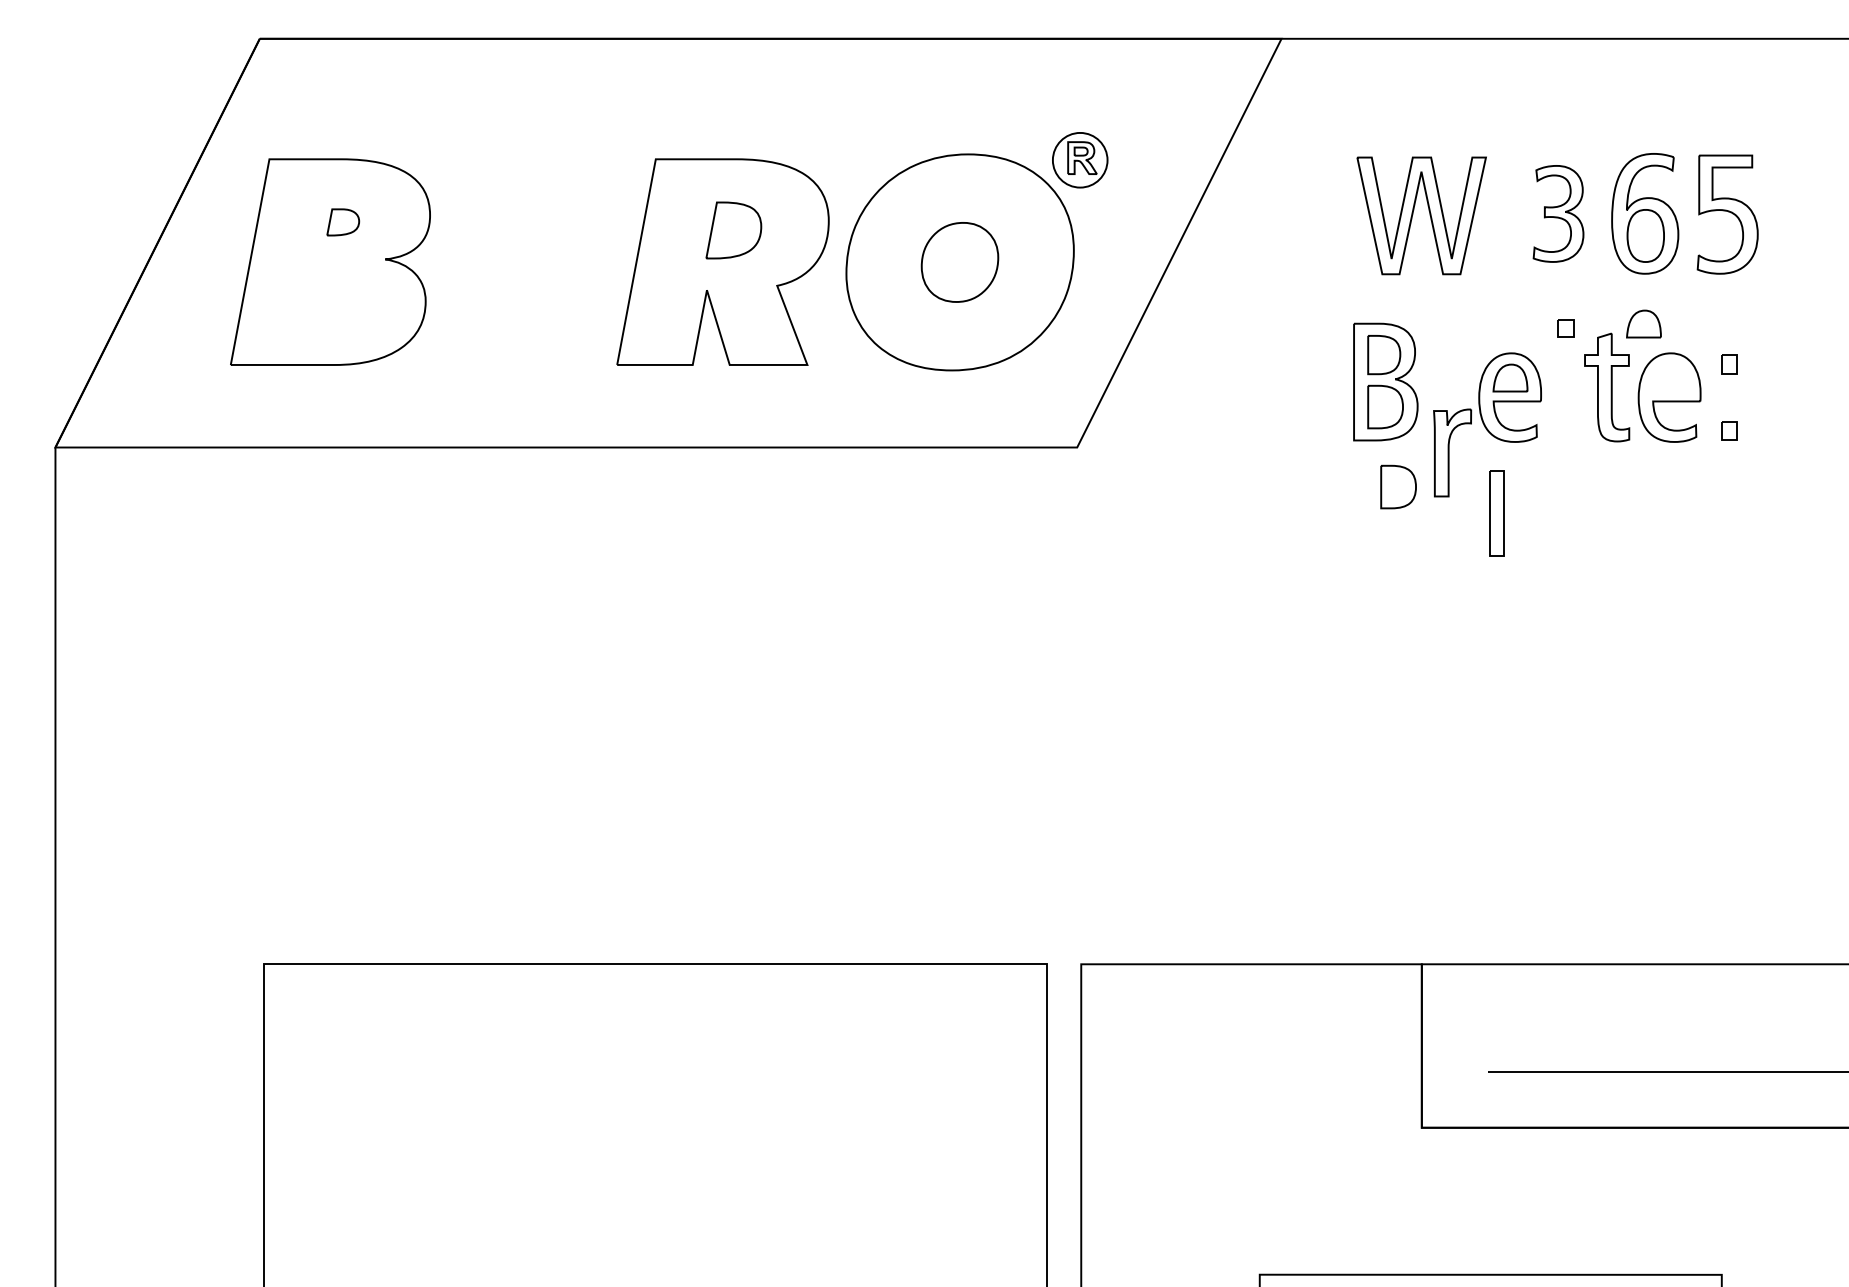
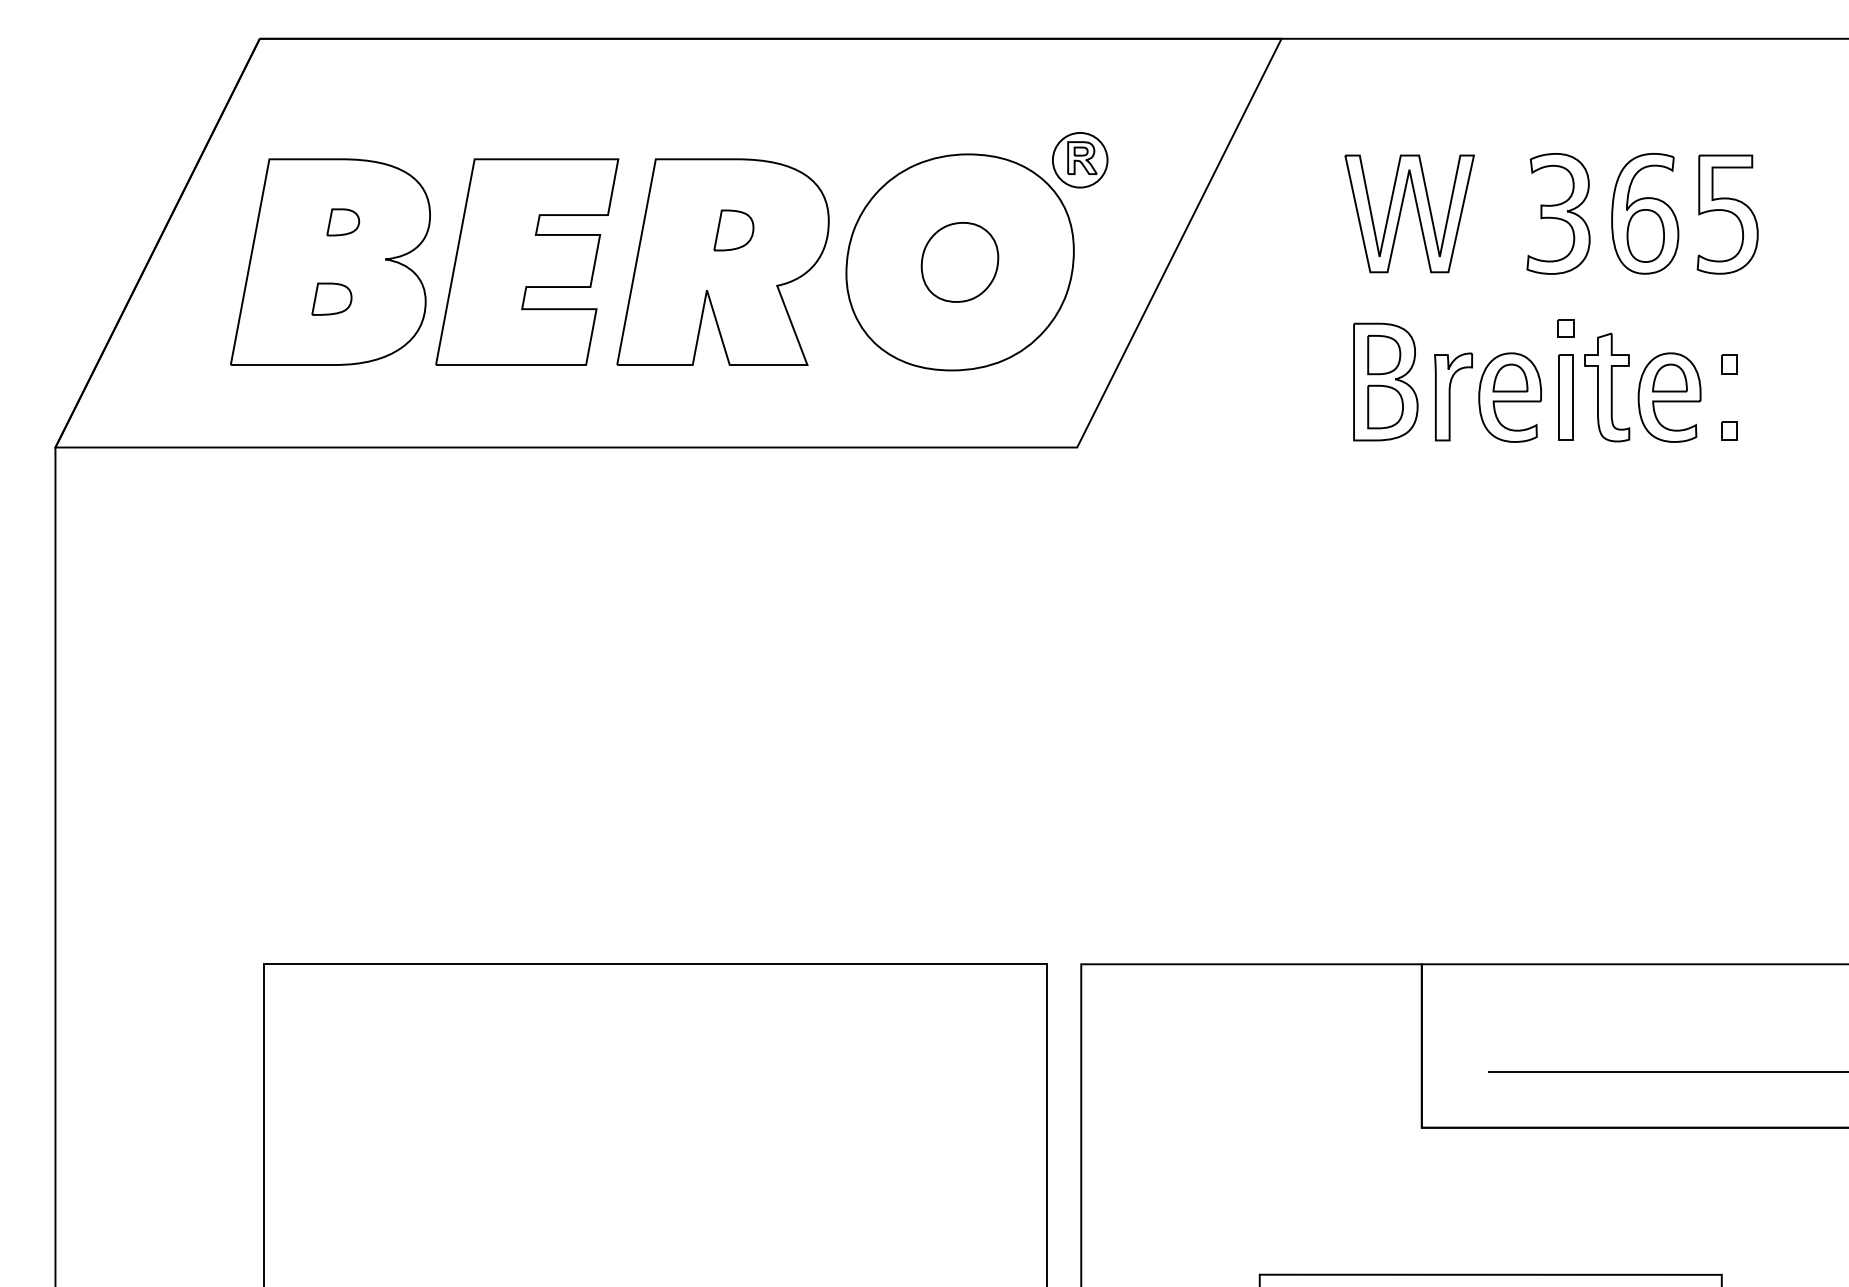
part size: 53x98 px -> 65x122 px (1558, 213)
part position: (1429, 215) -> (1417, 213) (1417, 213)
part size: 58x59 px -> 42x43 px (733, 230)
part: none -> present (527, 261)
part: none -> present (331, 298)
part position: (1643, 323) -> (1669, 377) (1669, 377)
part position: (1452, 452) -> (1453, 396) (1453, 396)
part: present -> none (1398, 486)
part position: (1496, 513) -> (1565, 397) (1565, 397)
